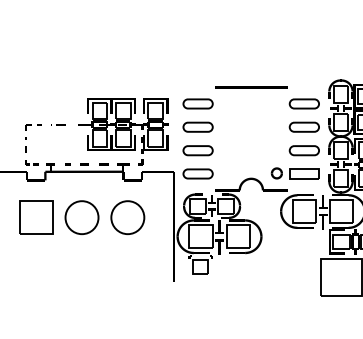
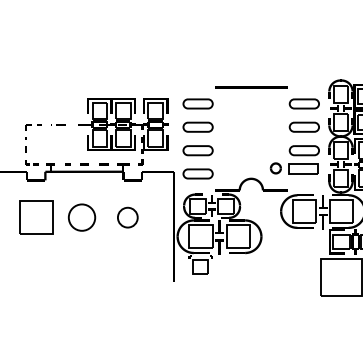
part position: (294, 173) -> (293, 168) (293, 168)
circle size: 36x35 px -> 29x29 px (82, 217)
circle diameter: 33 px -> 20 px (127, 217)
